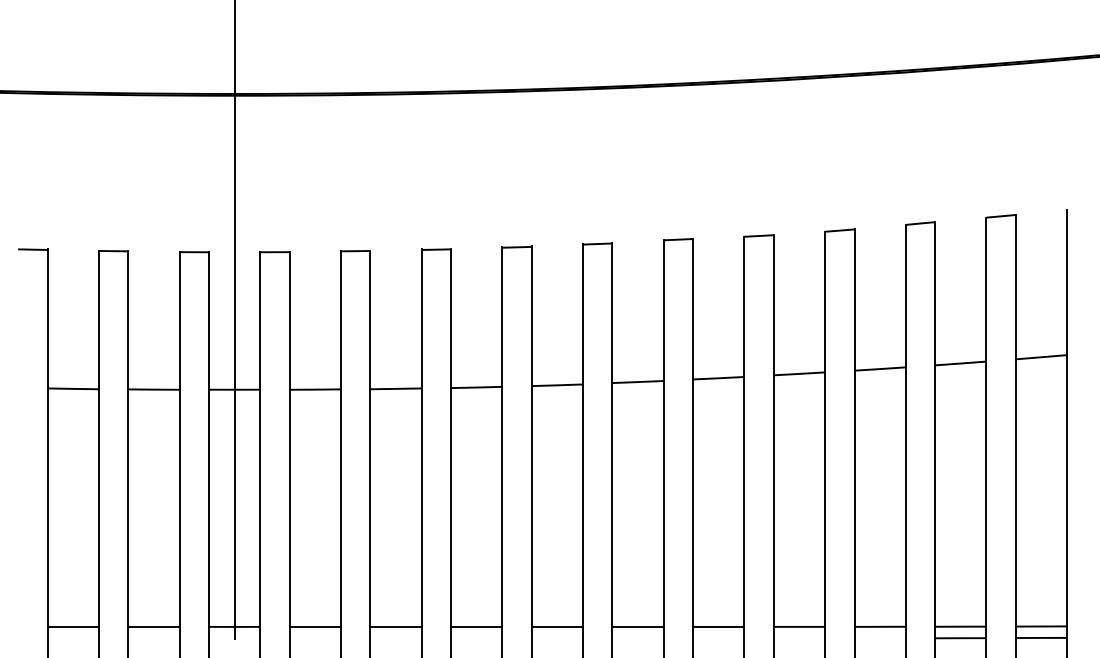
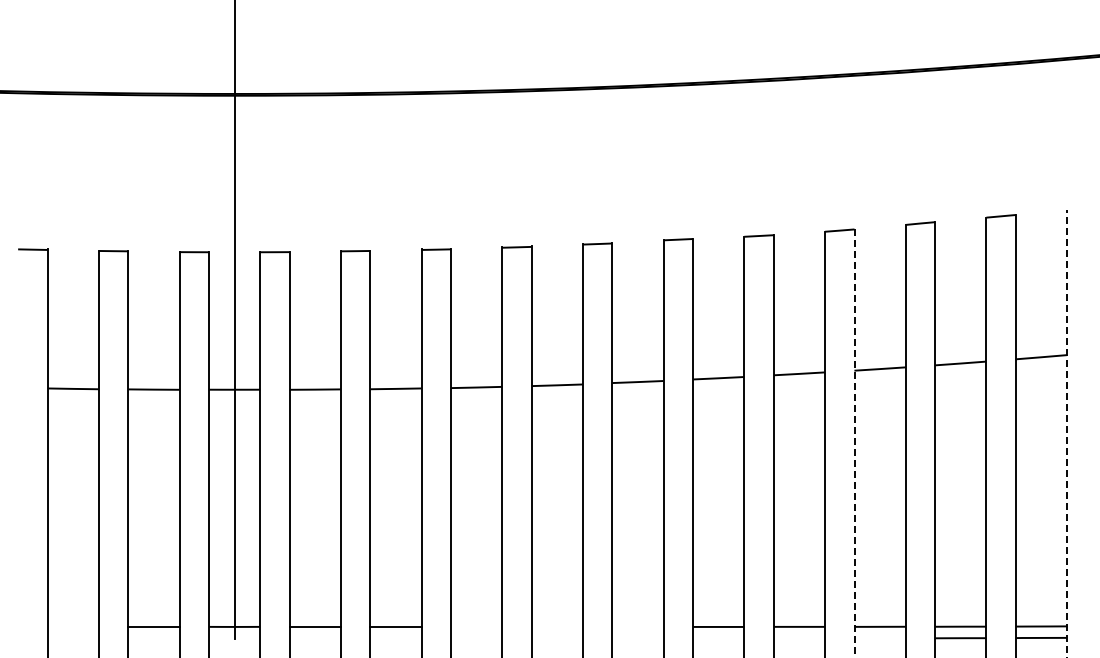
line: solid -> dashed (1067, 434)
line: solid -> dashed (854, 443)
line: present -> none (72, 626)
line: present -> none (476, 626)
line: present -> none (556, 626)
line: present -> none (637, 626)
